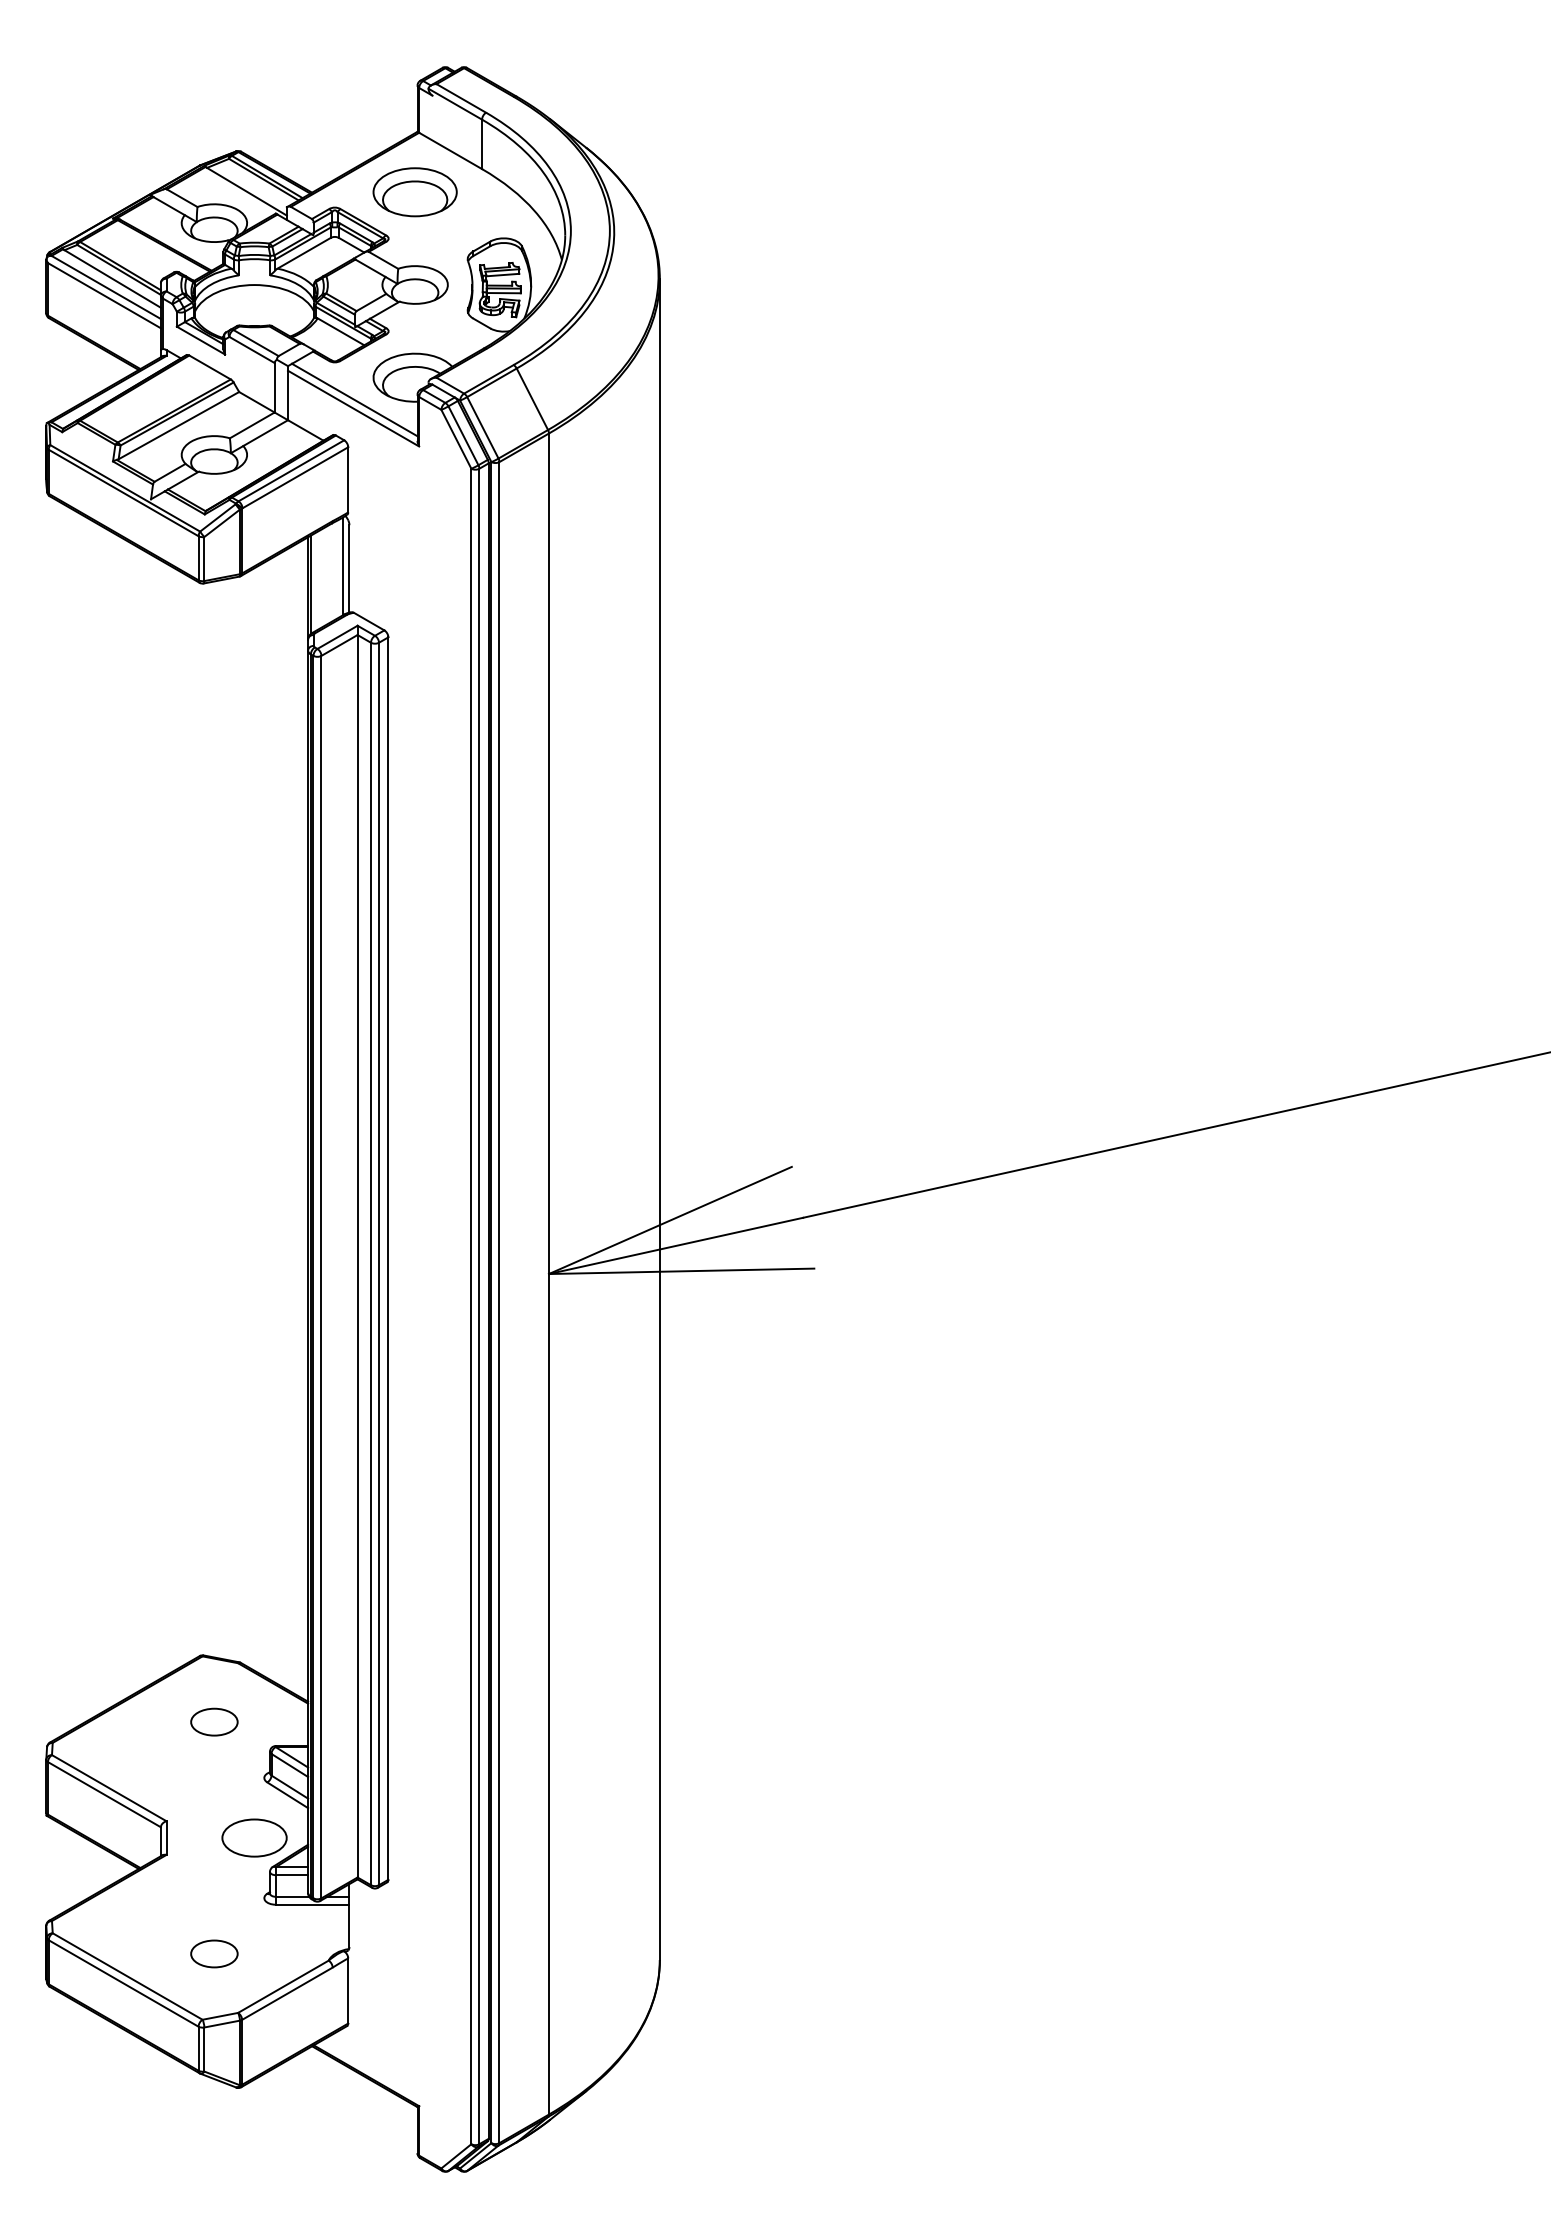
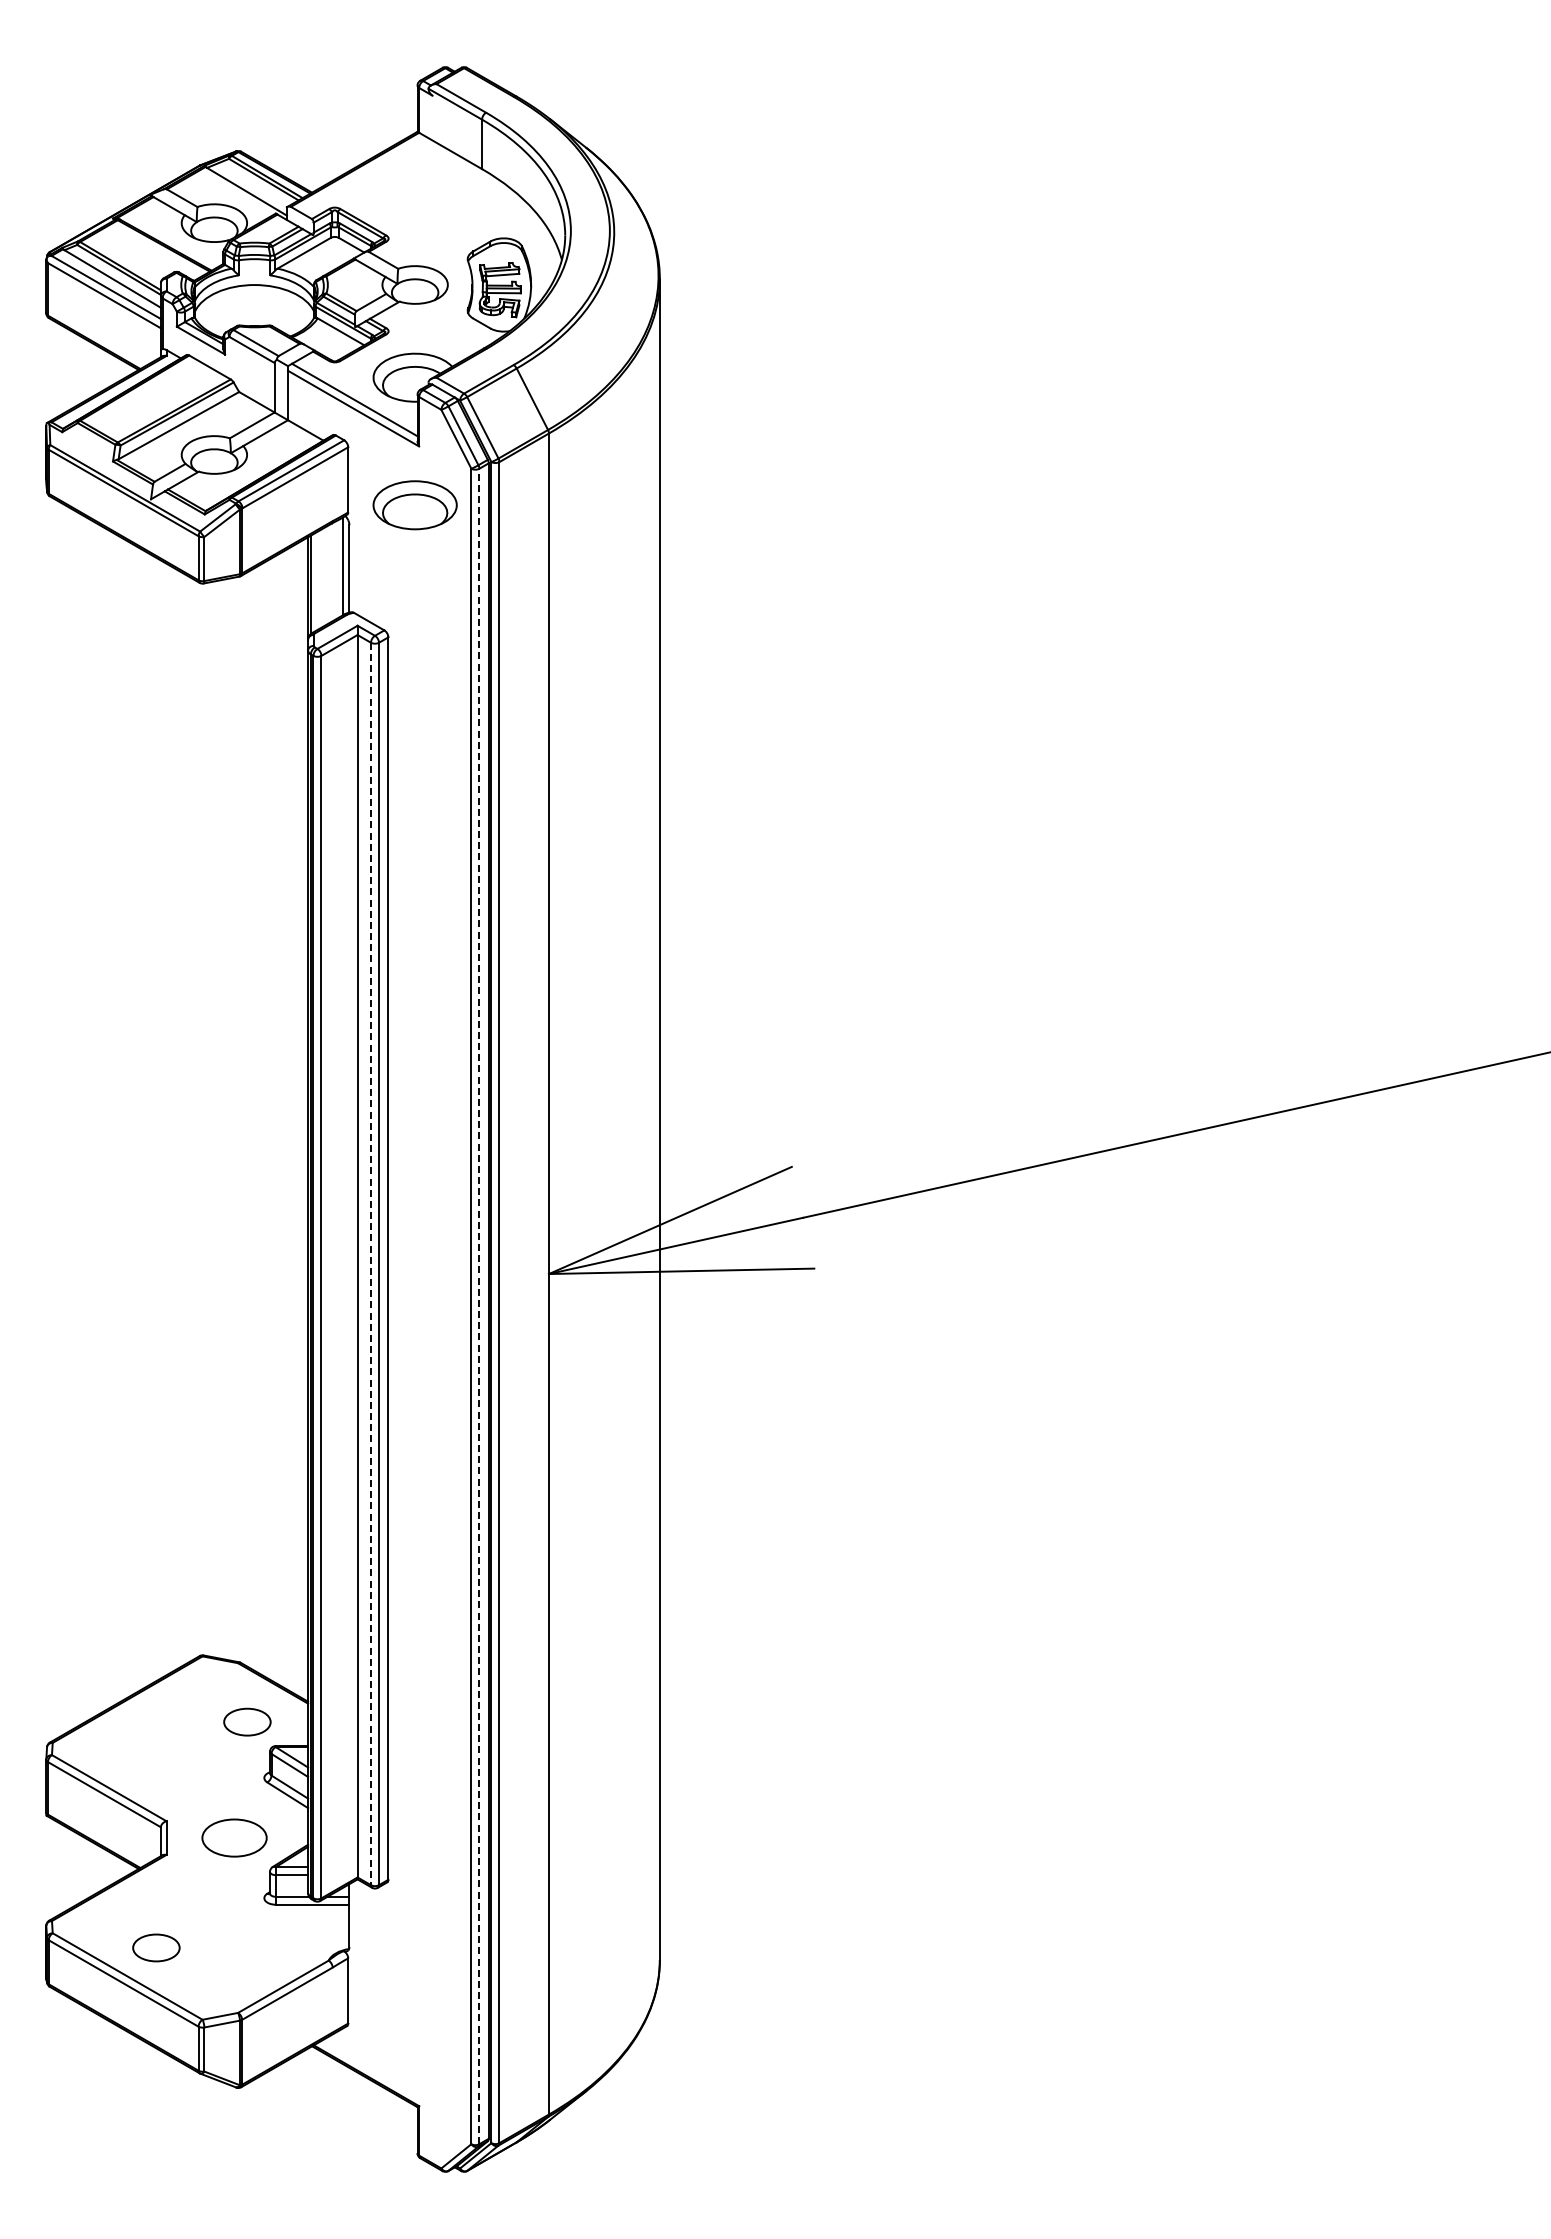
part position: (414, 192) -> (414, 505) (414, 505)
line: solid -> dashed (371, 1264)
line: solid -> dashed (479, 1306)
part position: (214, 1721) -> (247, 1721) (247, 1721)
part position: (254, 1837) -> (234, 1837) (234, 1837)
part position: (214, 1953) -> (156, 1947) (156, 1947)
